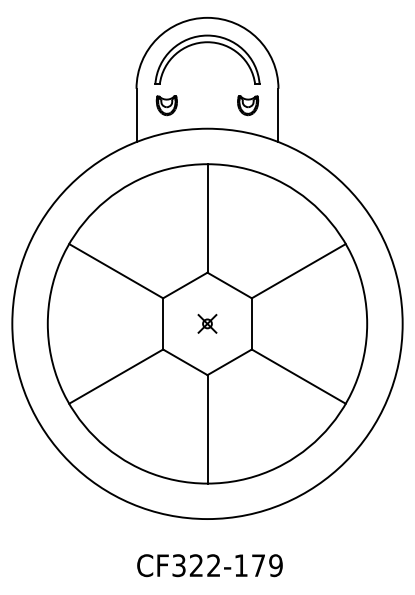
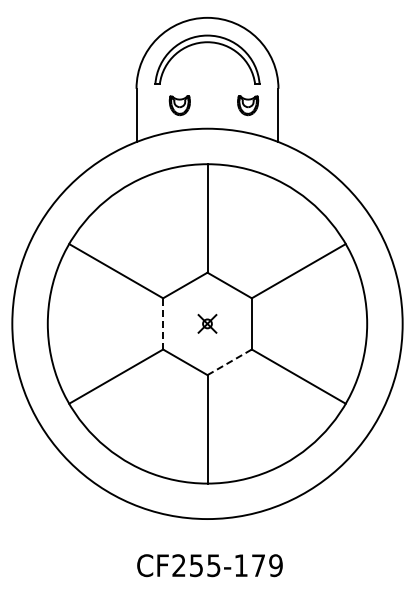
part position: (166, 105) -> (179, 105) (179, 105)
line: solid -> dashed (163, 323)
line: solid -> dashed (229, 362)
text: CF322-179 -> CF255-179 (196, 565)
